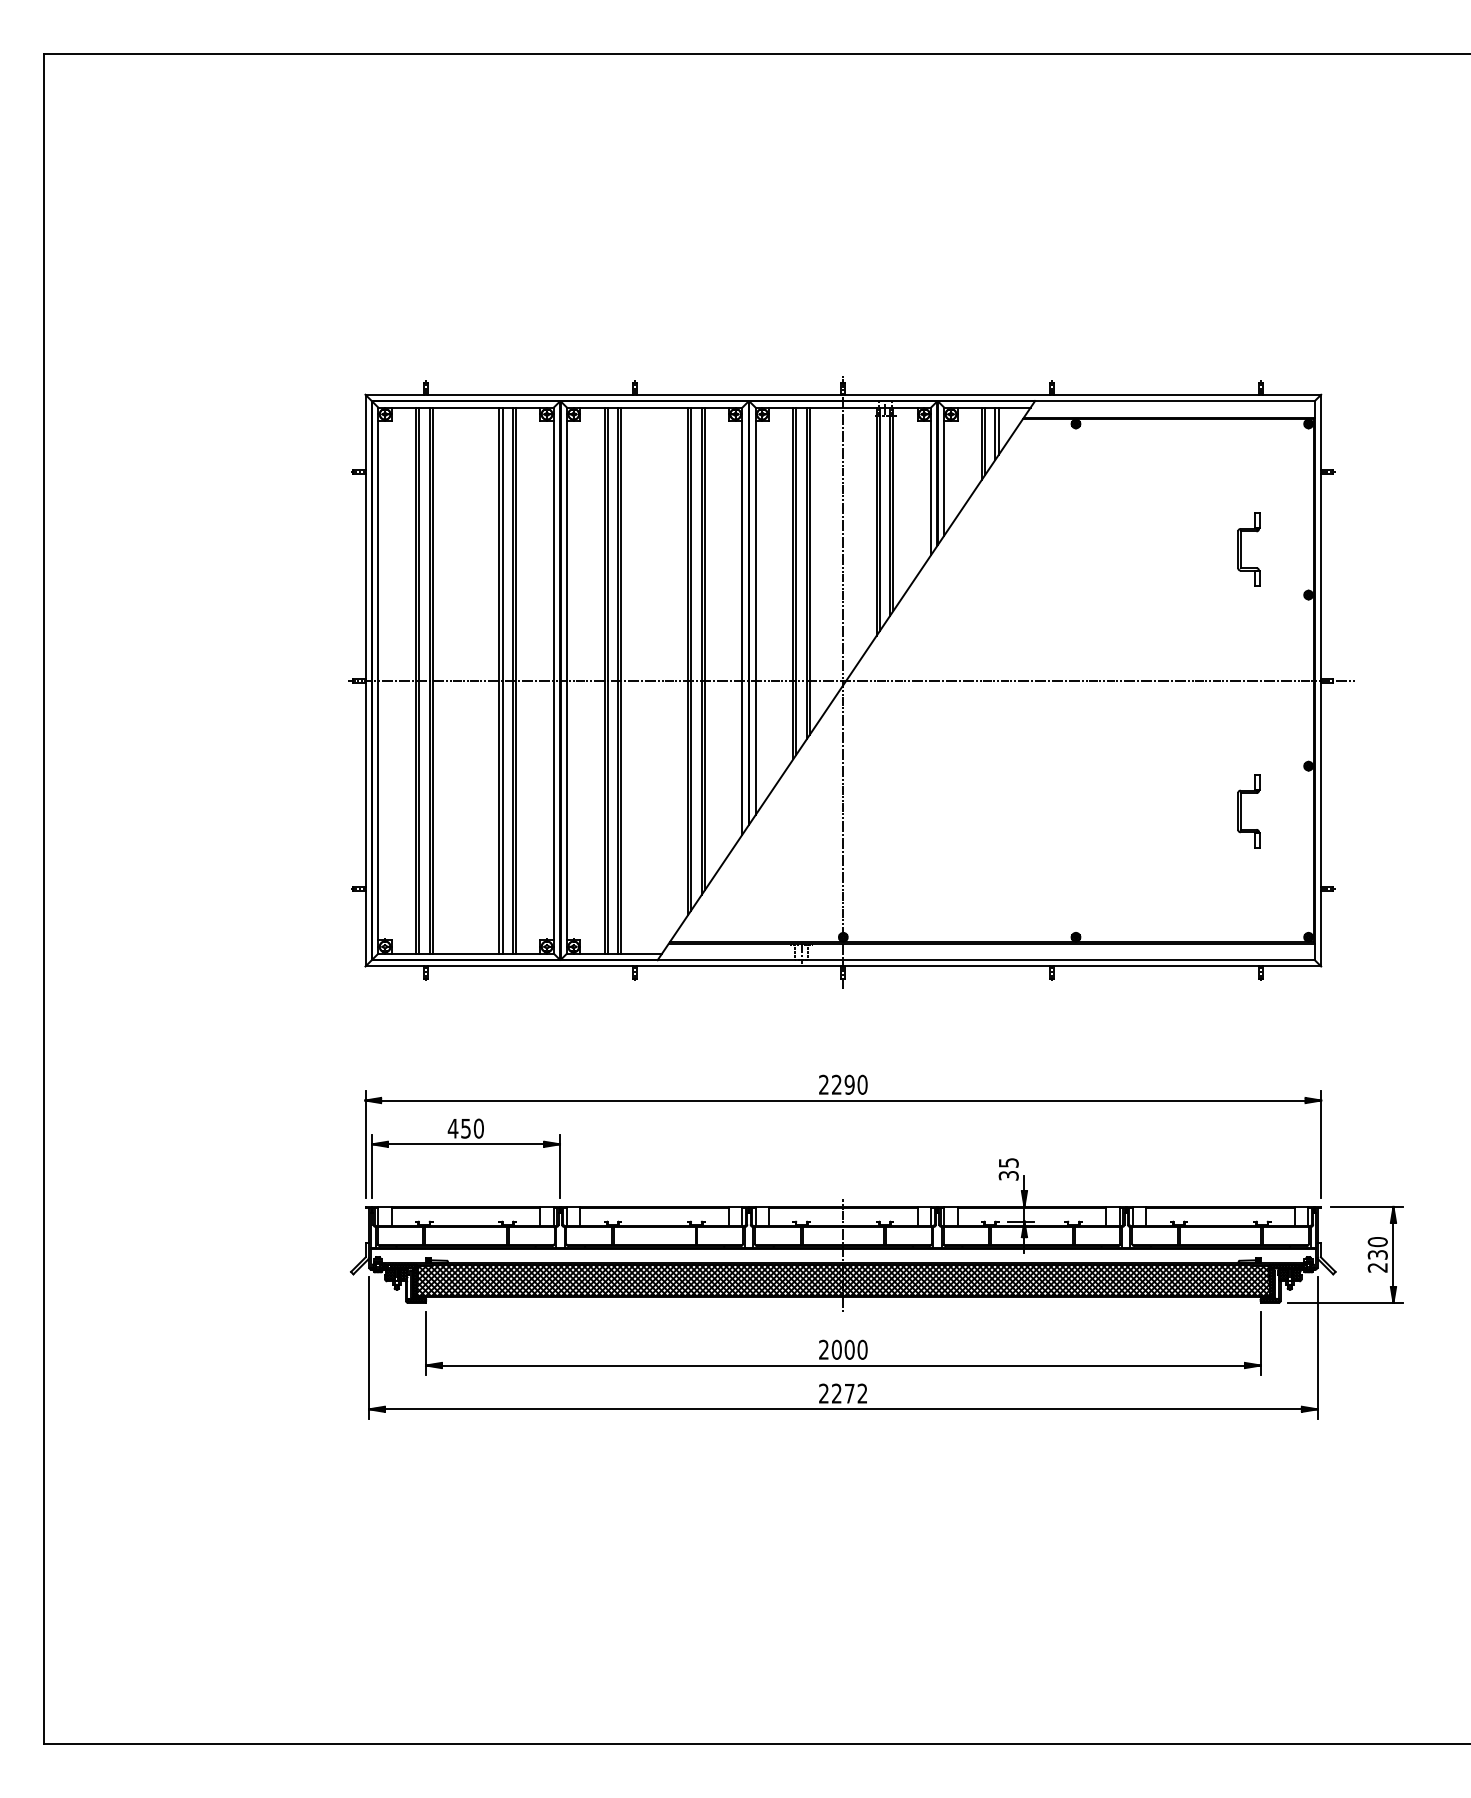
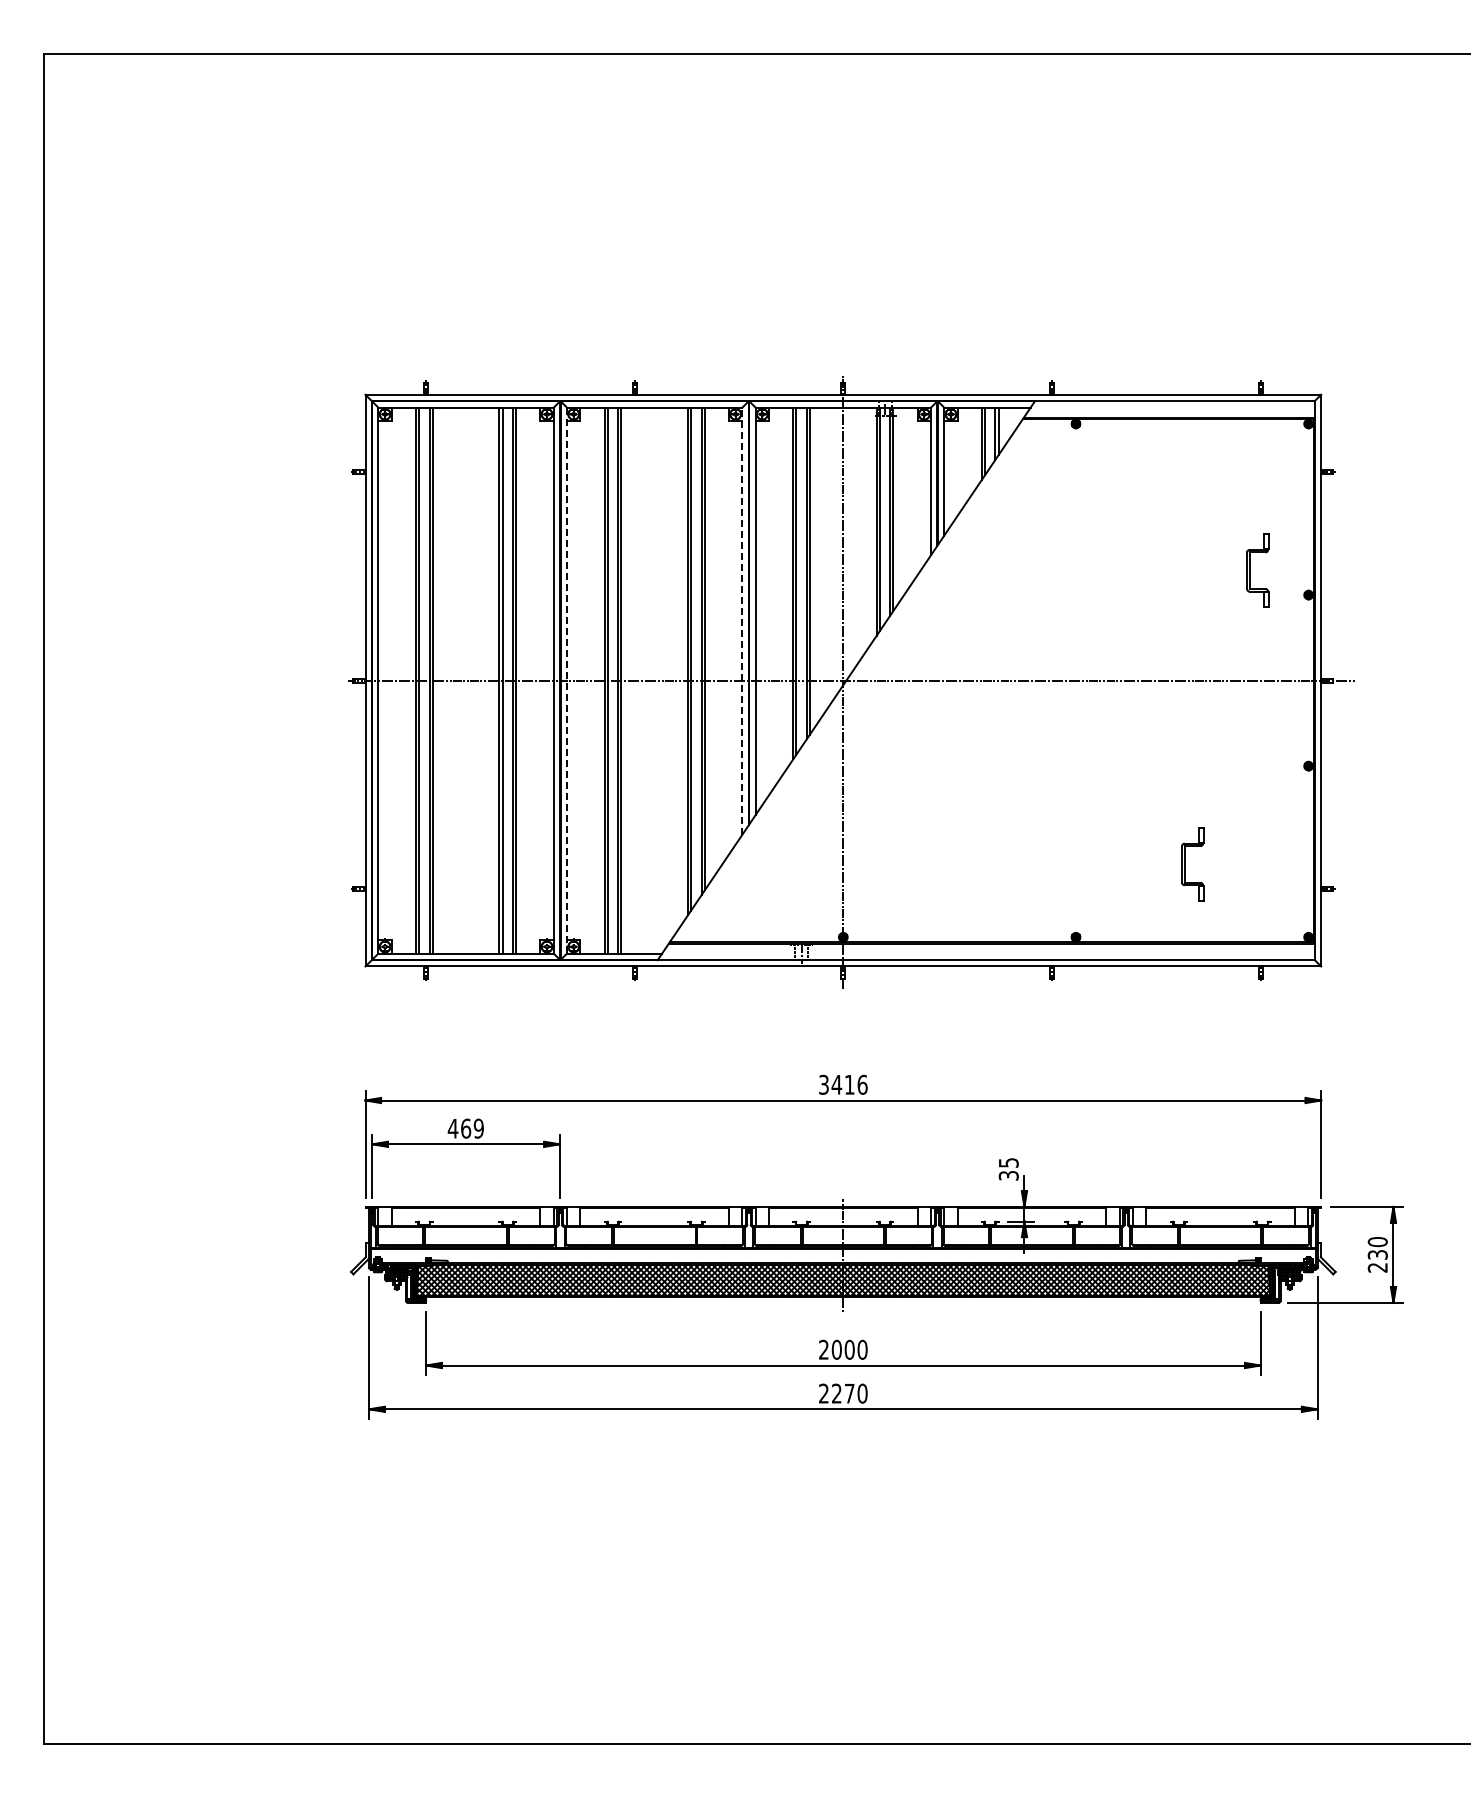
part position: (1241, 549) -> (1250, 570) (1250, 570)
line: solid -> dashed (742, 621)
line: solid -> dashed (567, 680)
part position: (1241, 811) -> (1185, 864) (1185, 864)
text: 2290 -> 3416 (843, 1084)
text: 450 -> 469 (472, 1128)
text: 2272 -> 2270 (862, 1393)
